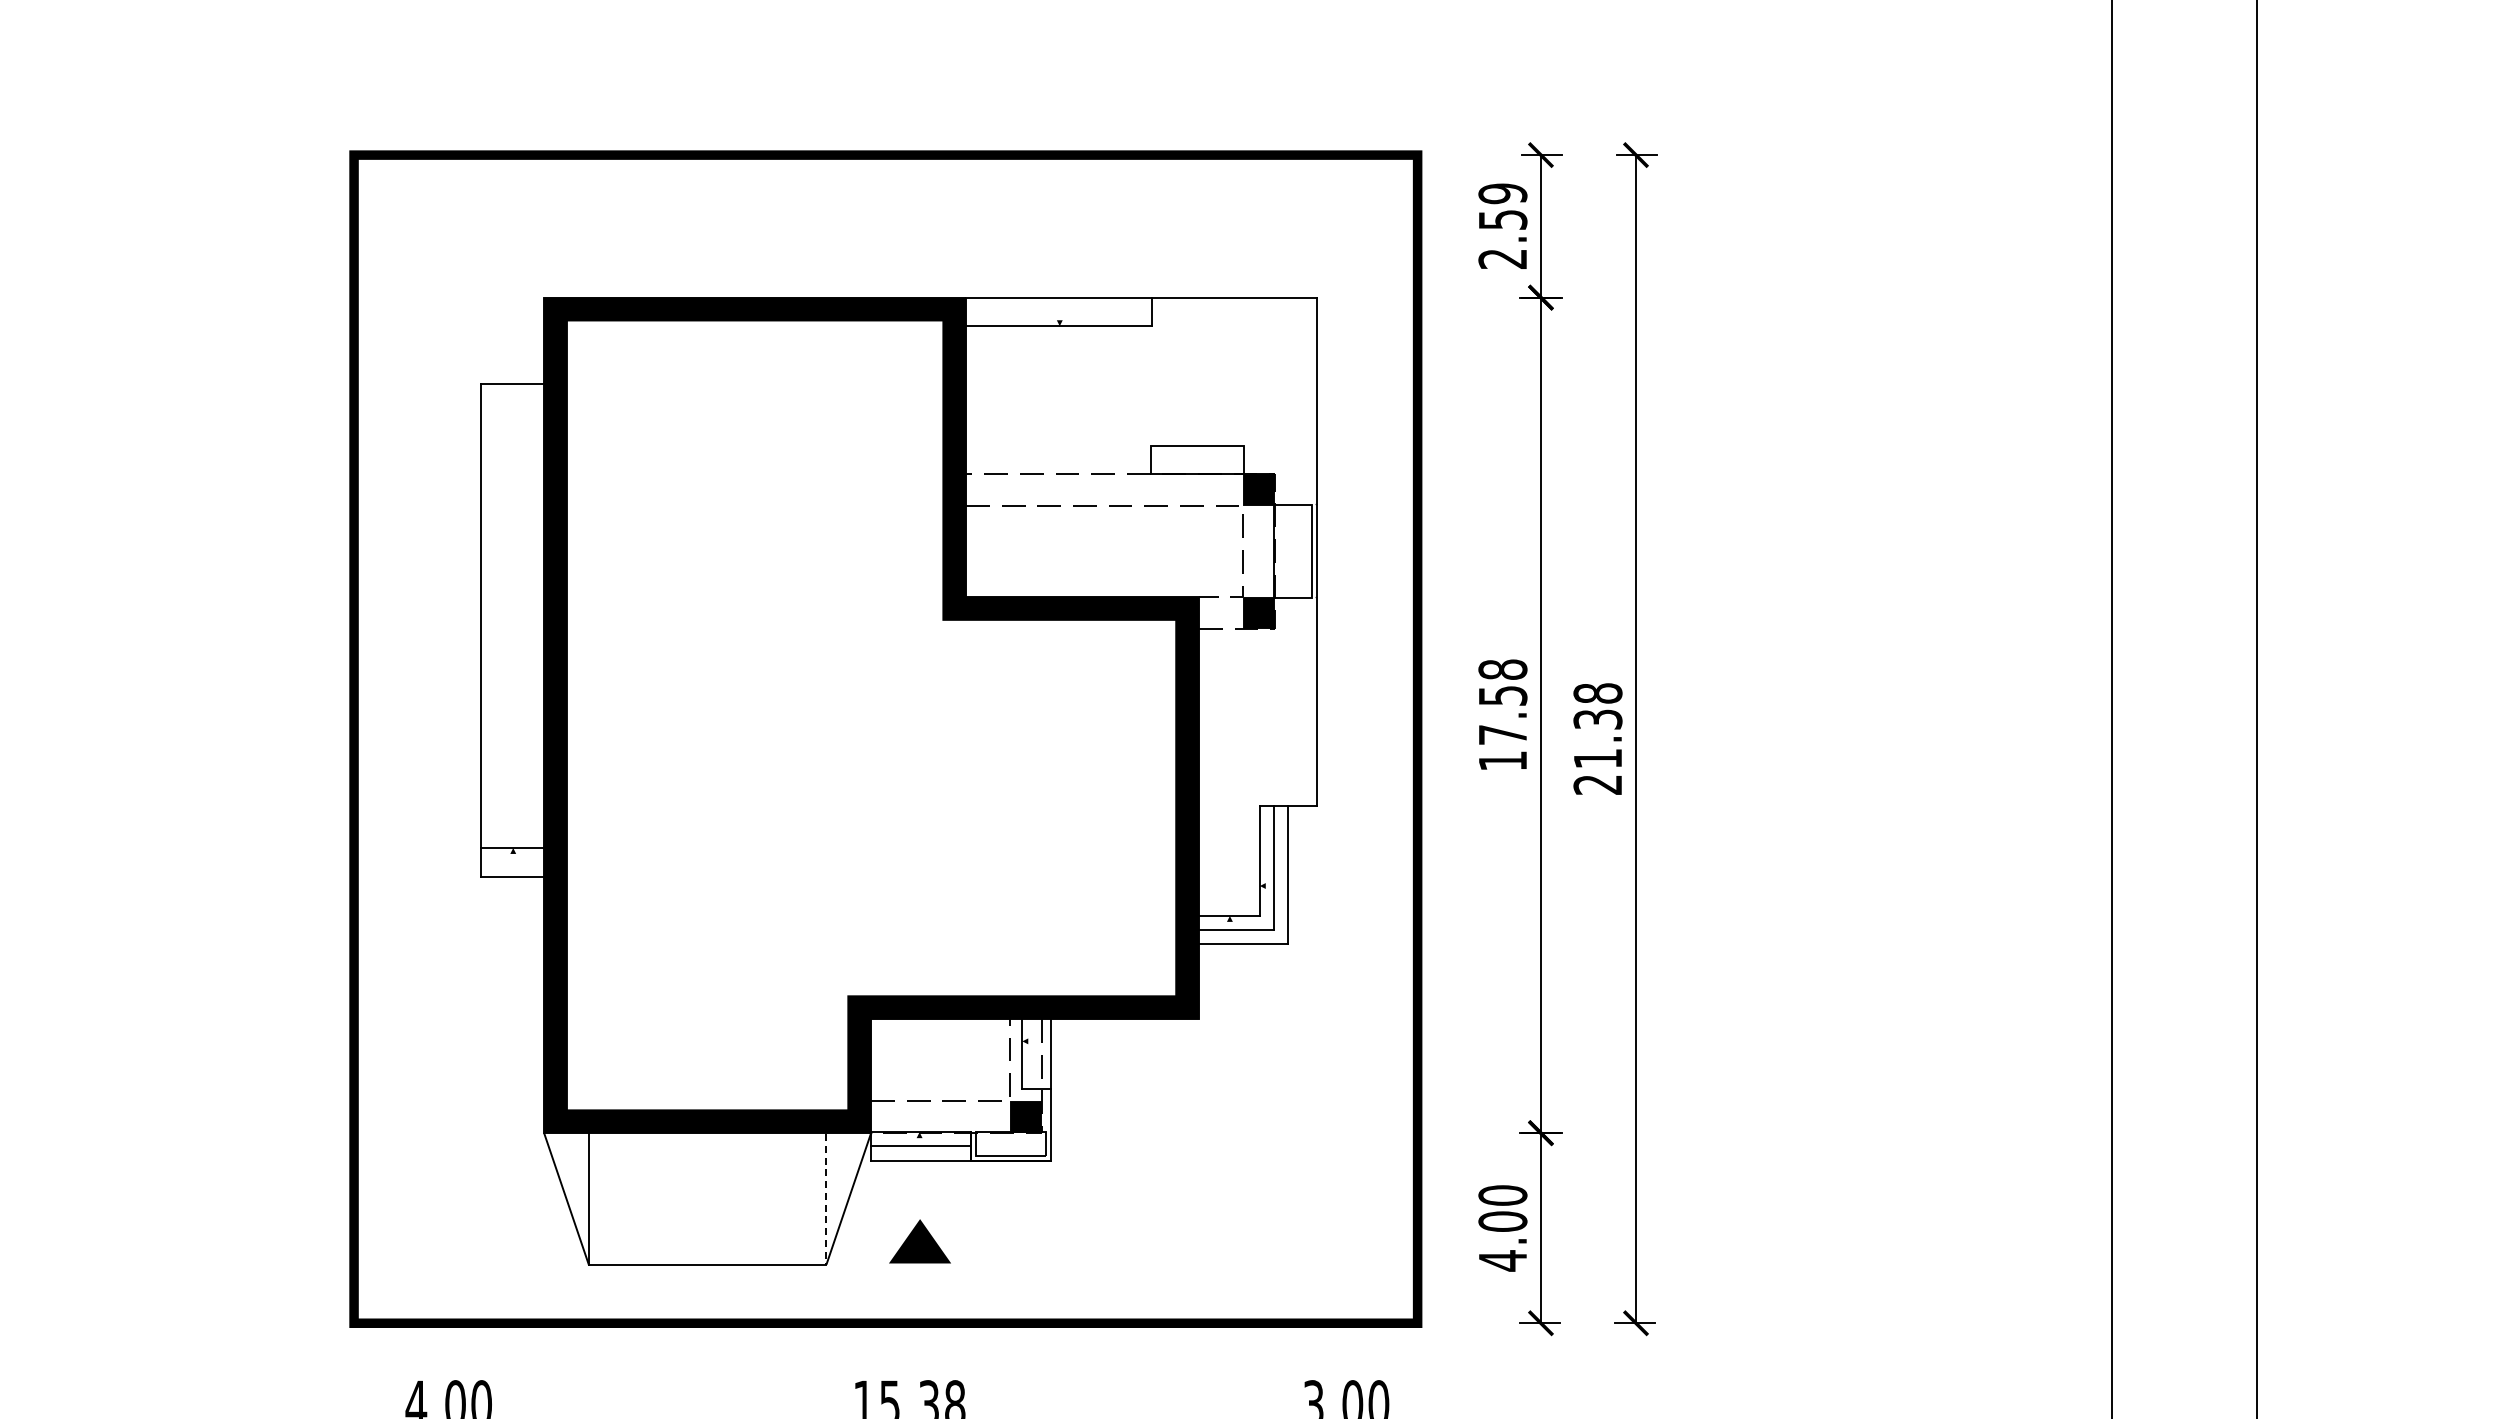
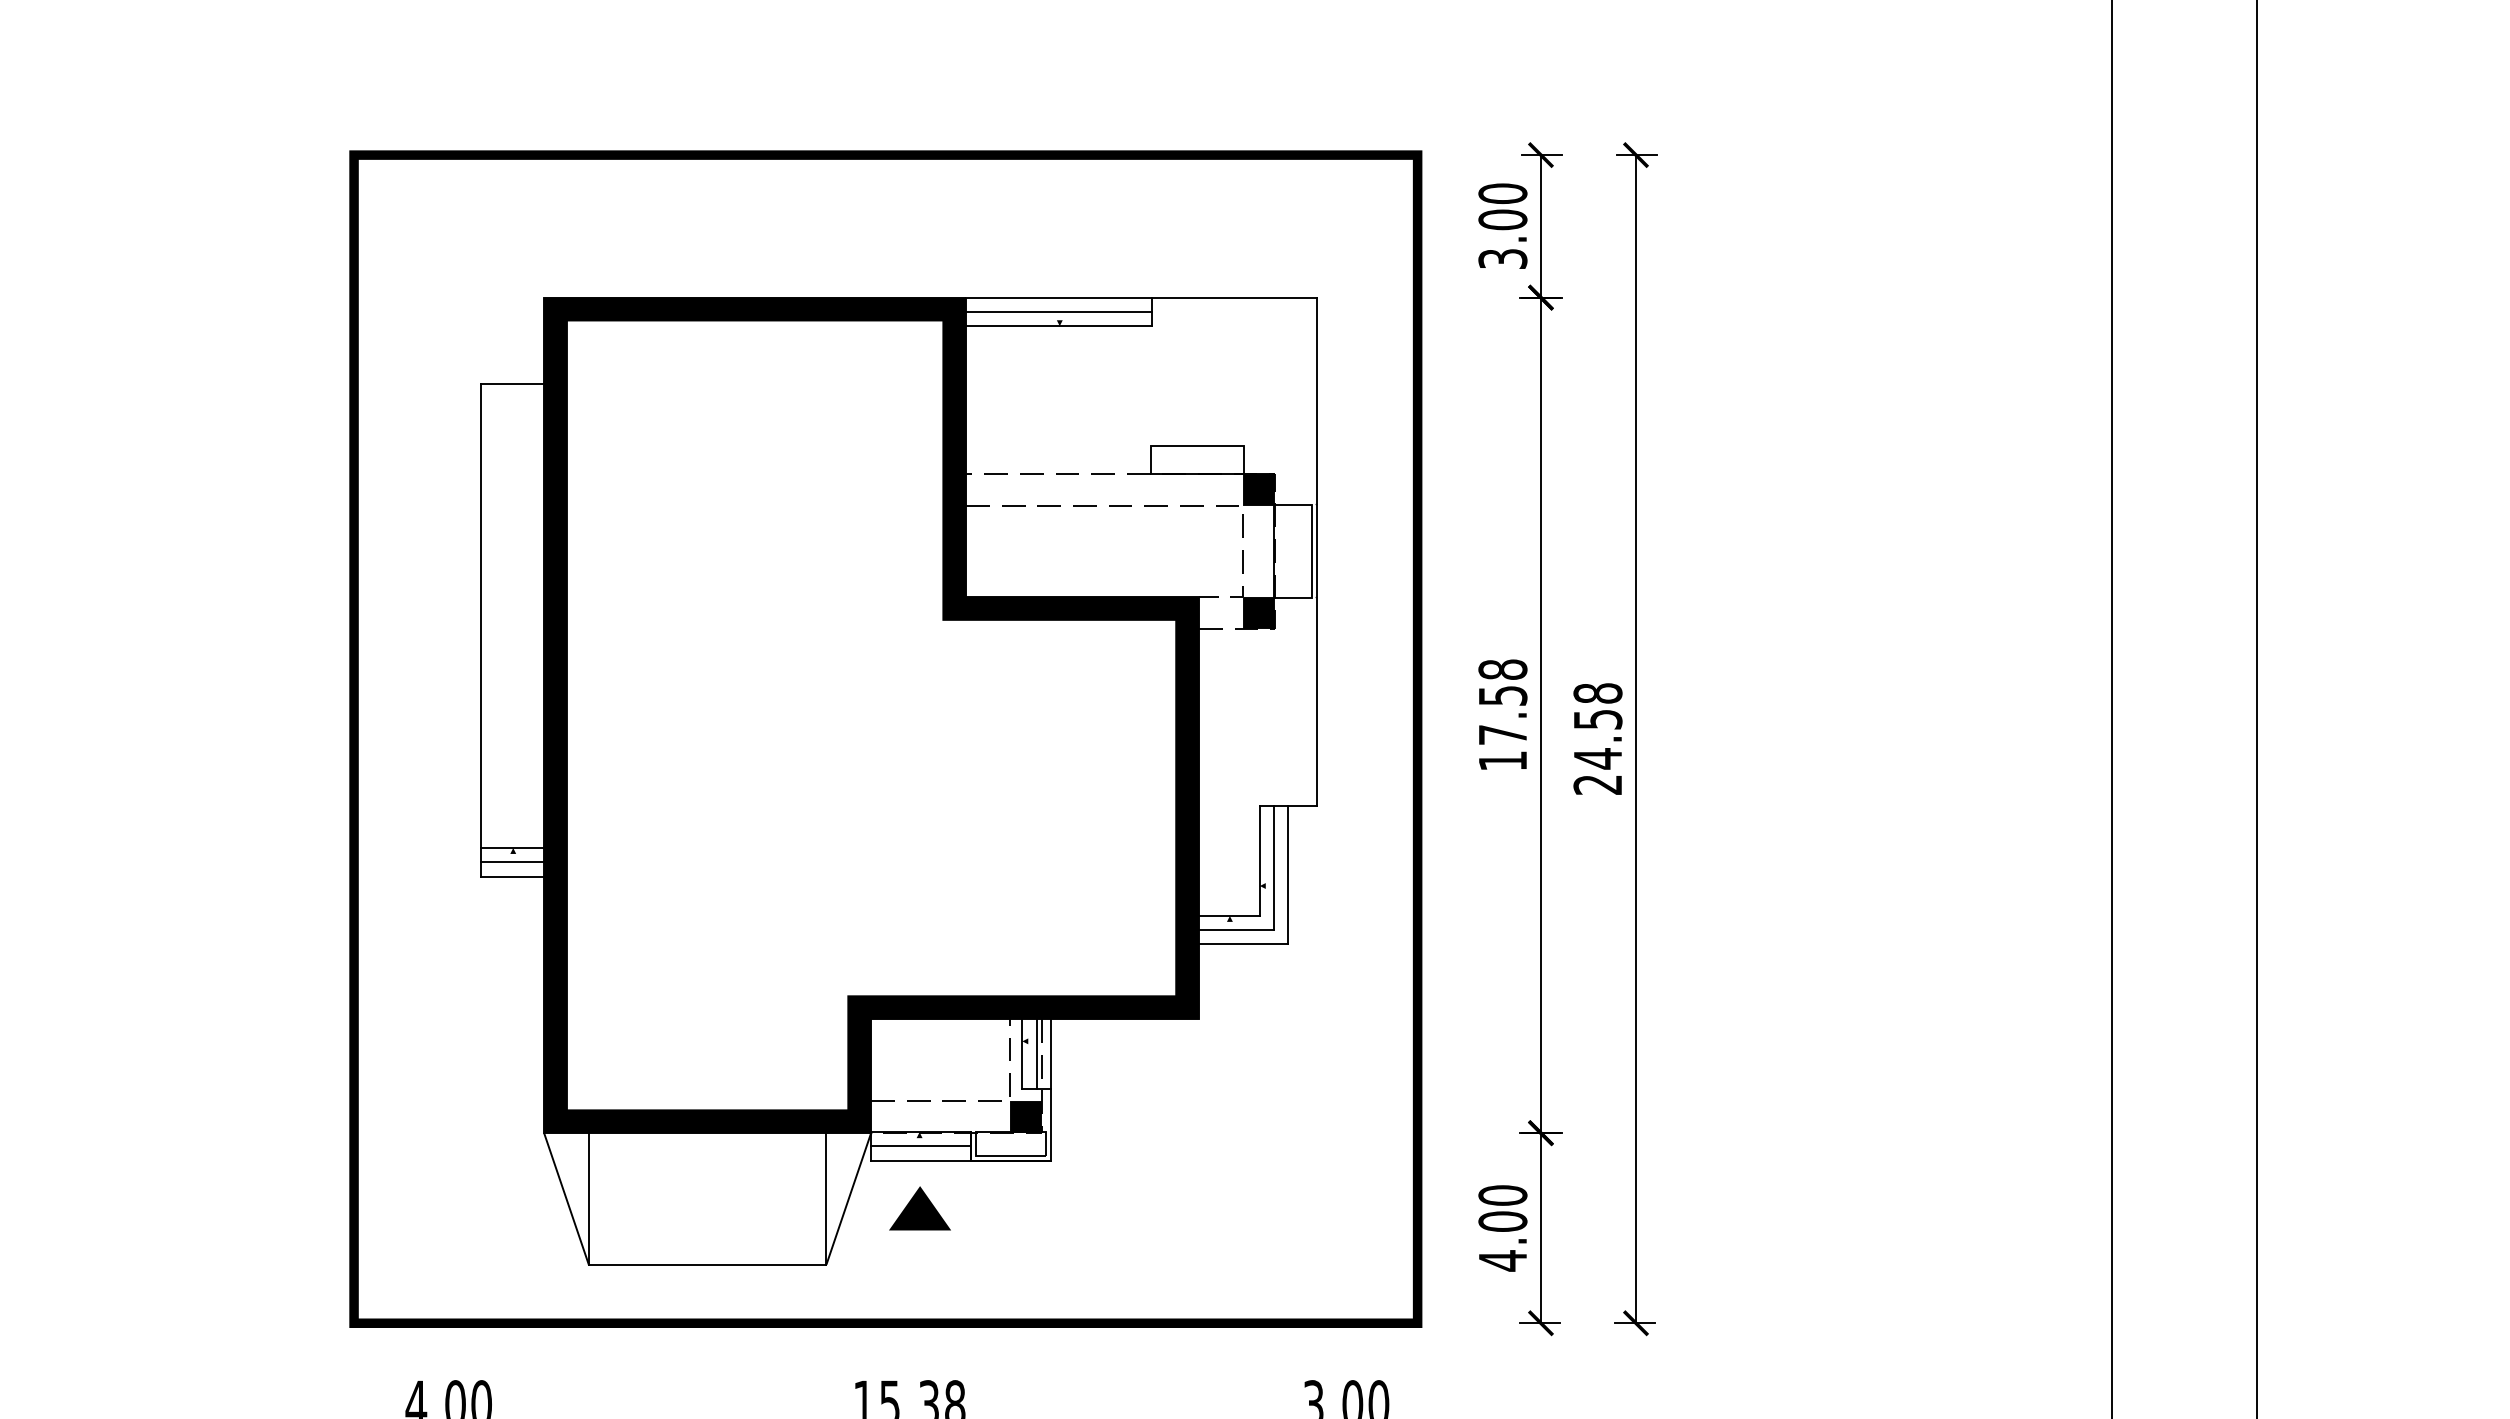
text: 2.59 -> 3.00 (1502, 225)
line: none -> present (1059, 311)
text: 21.38 -> 24.58 (1597, 739)
line: none -> present (513, 862)
line: none -> present (1036, 1054)
line: dashed -> solid (826, 1199)
part position: (919, 1241) -> (919, 1208) (919, 1208)
